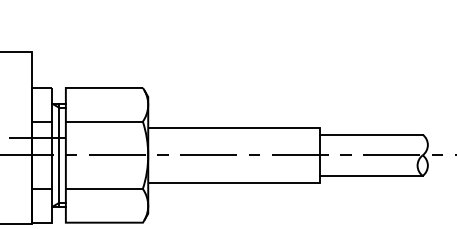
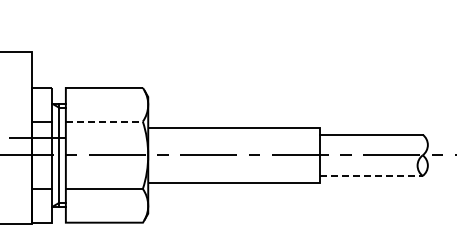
line: solid -> dashed (104, 121)
line: solid -> dashed (371, 175)
